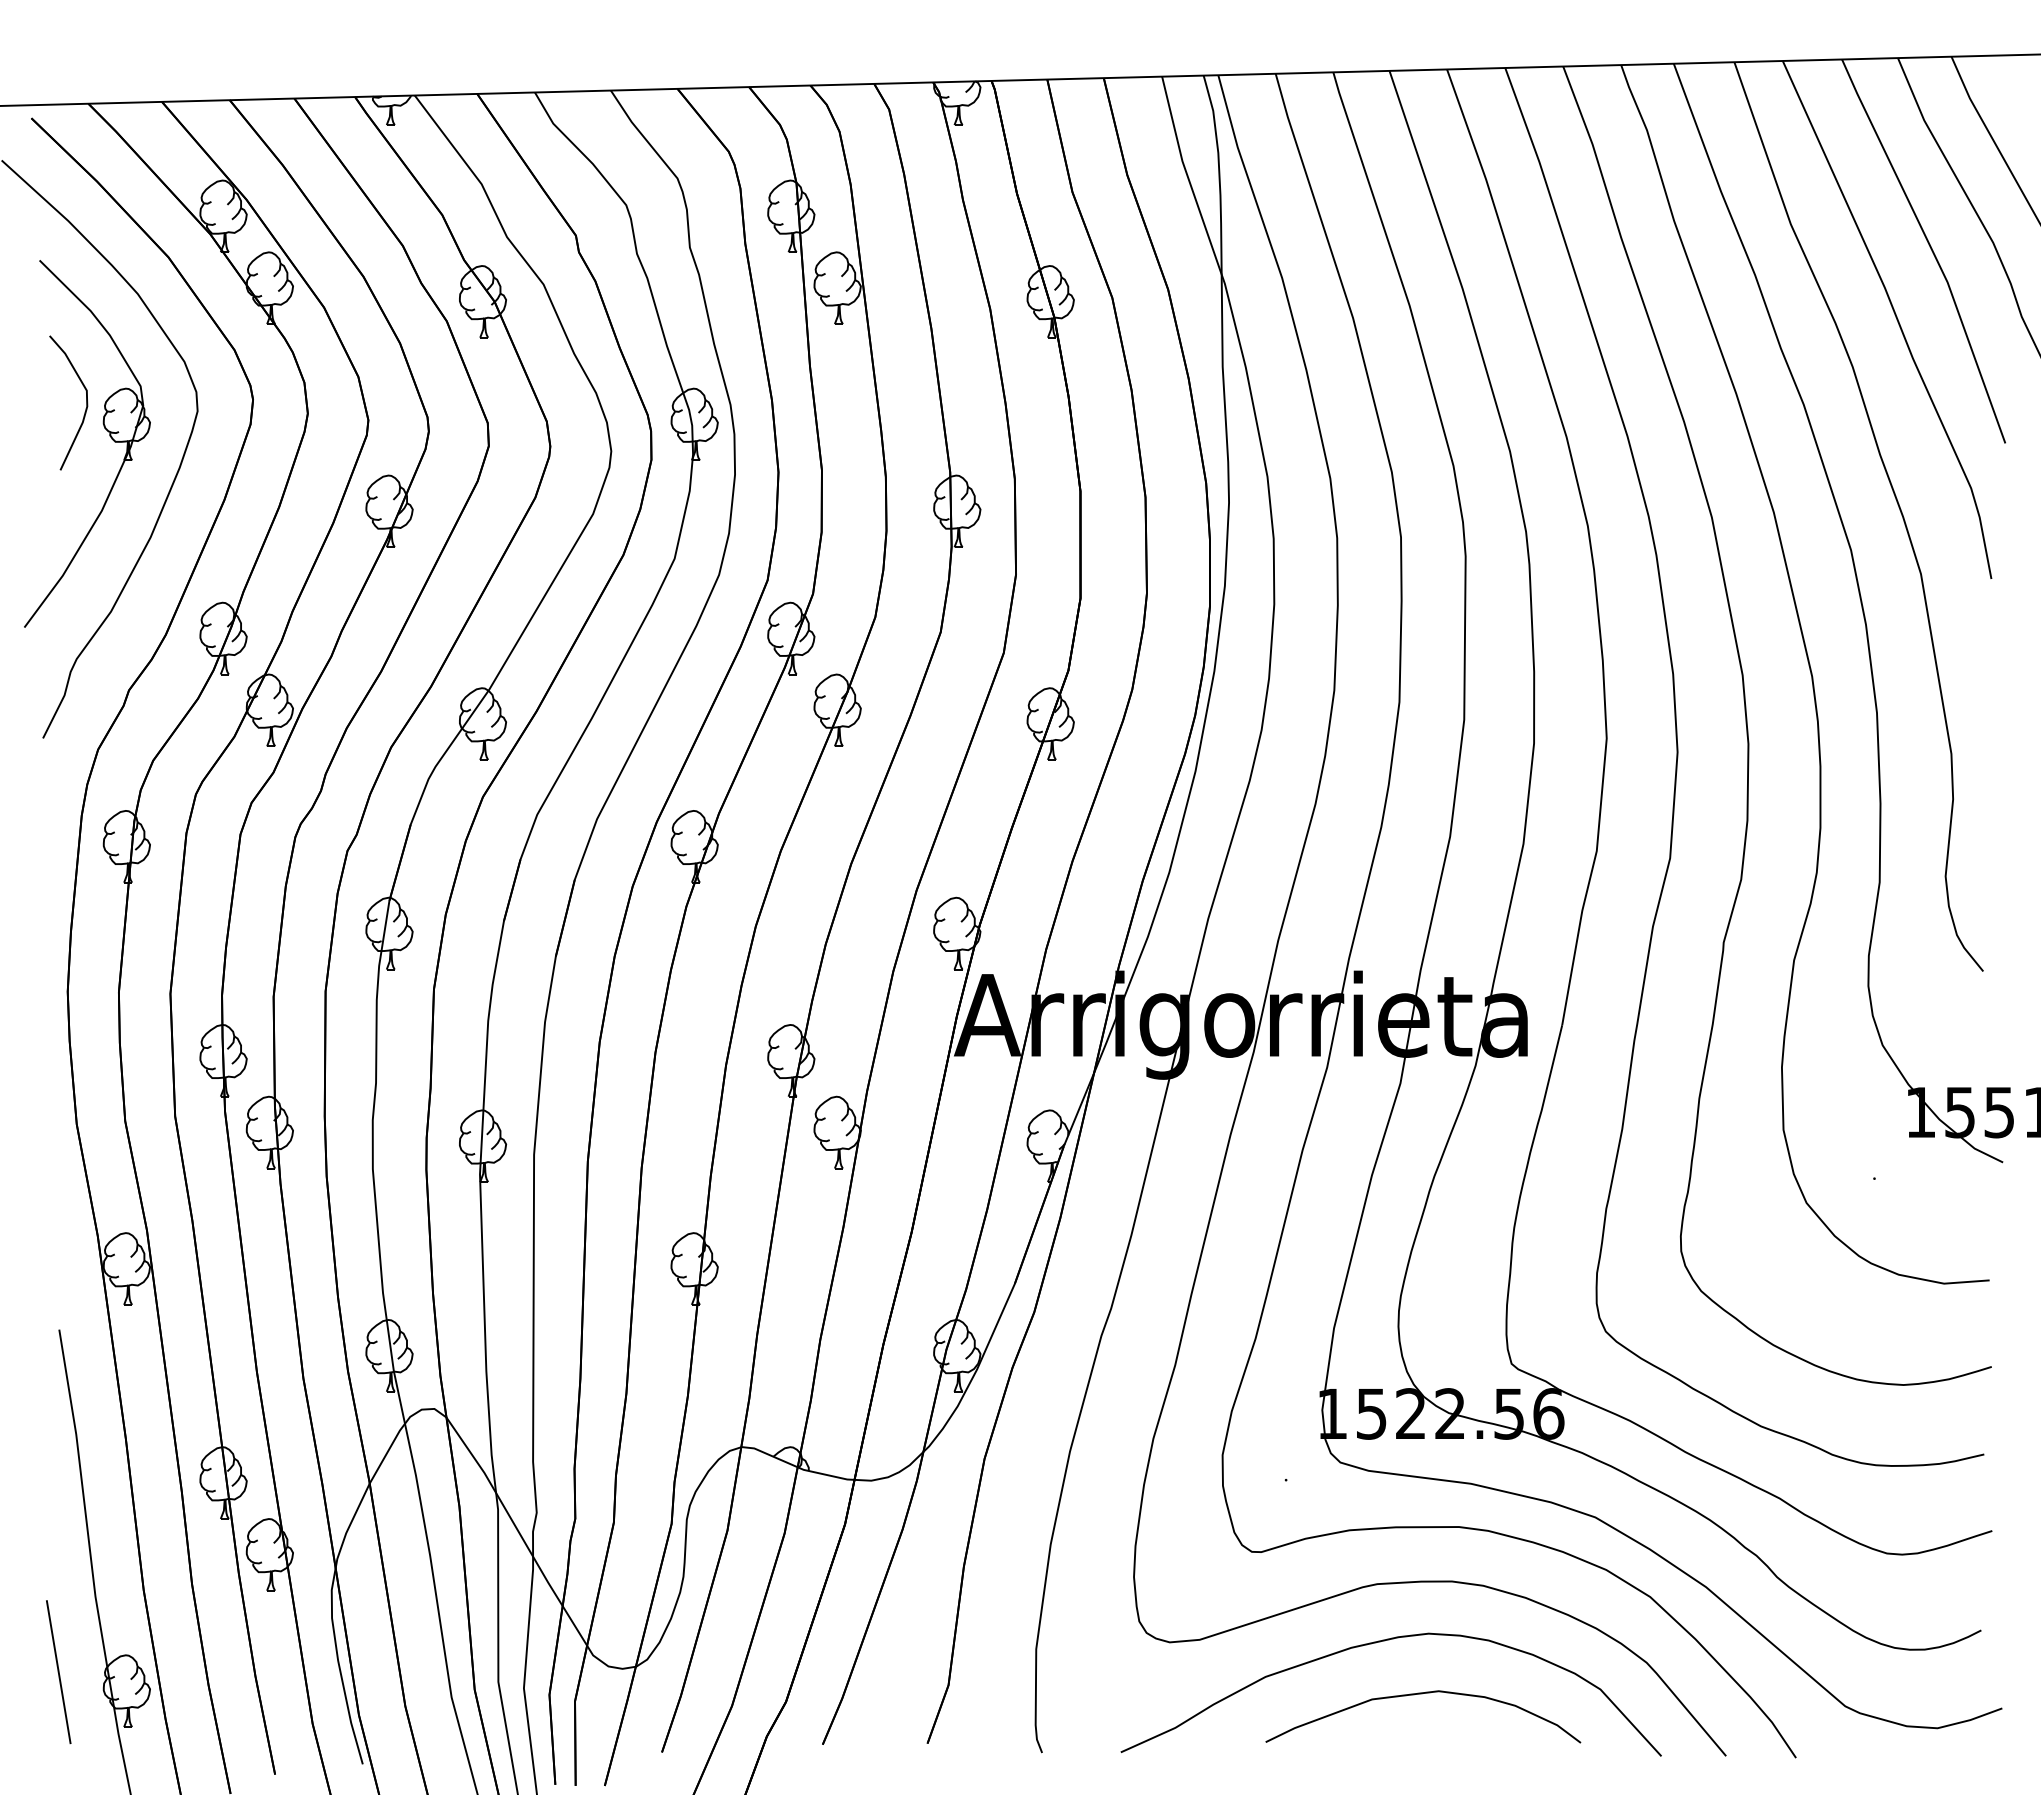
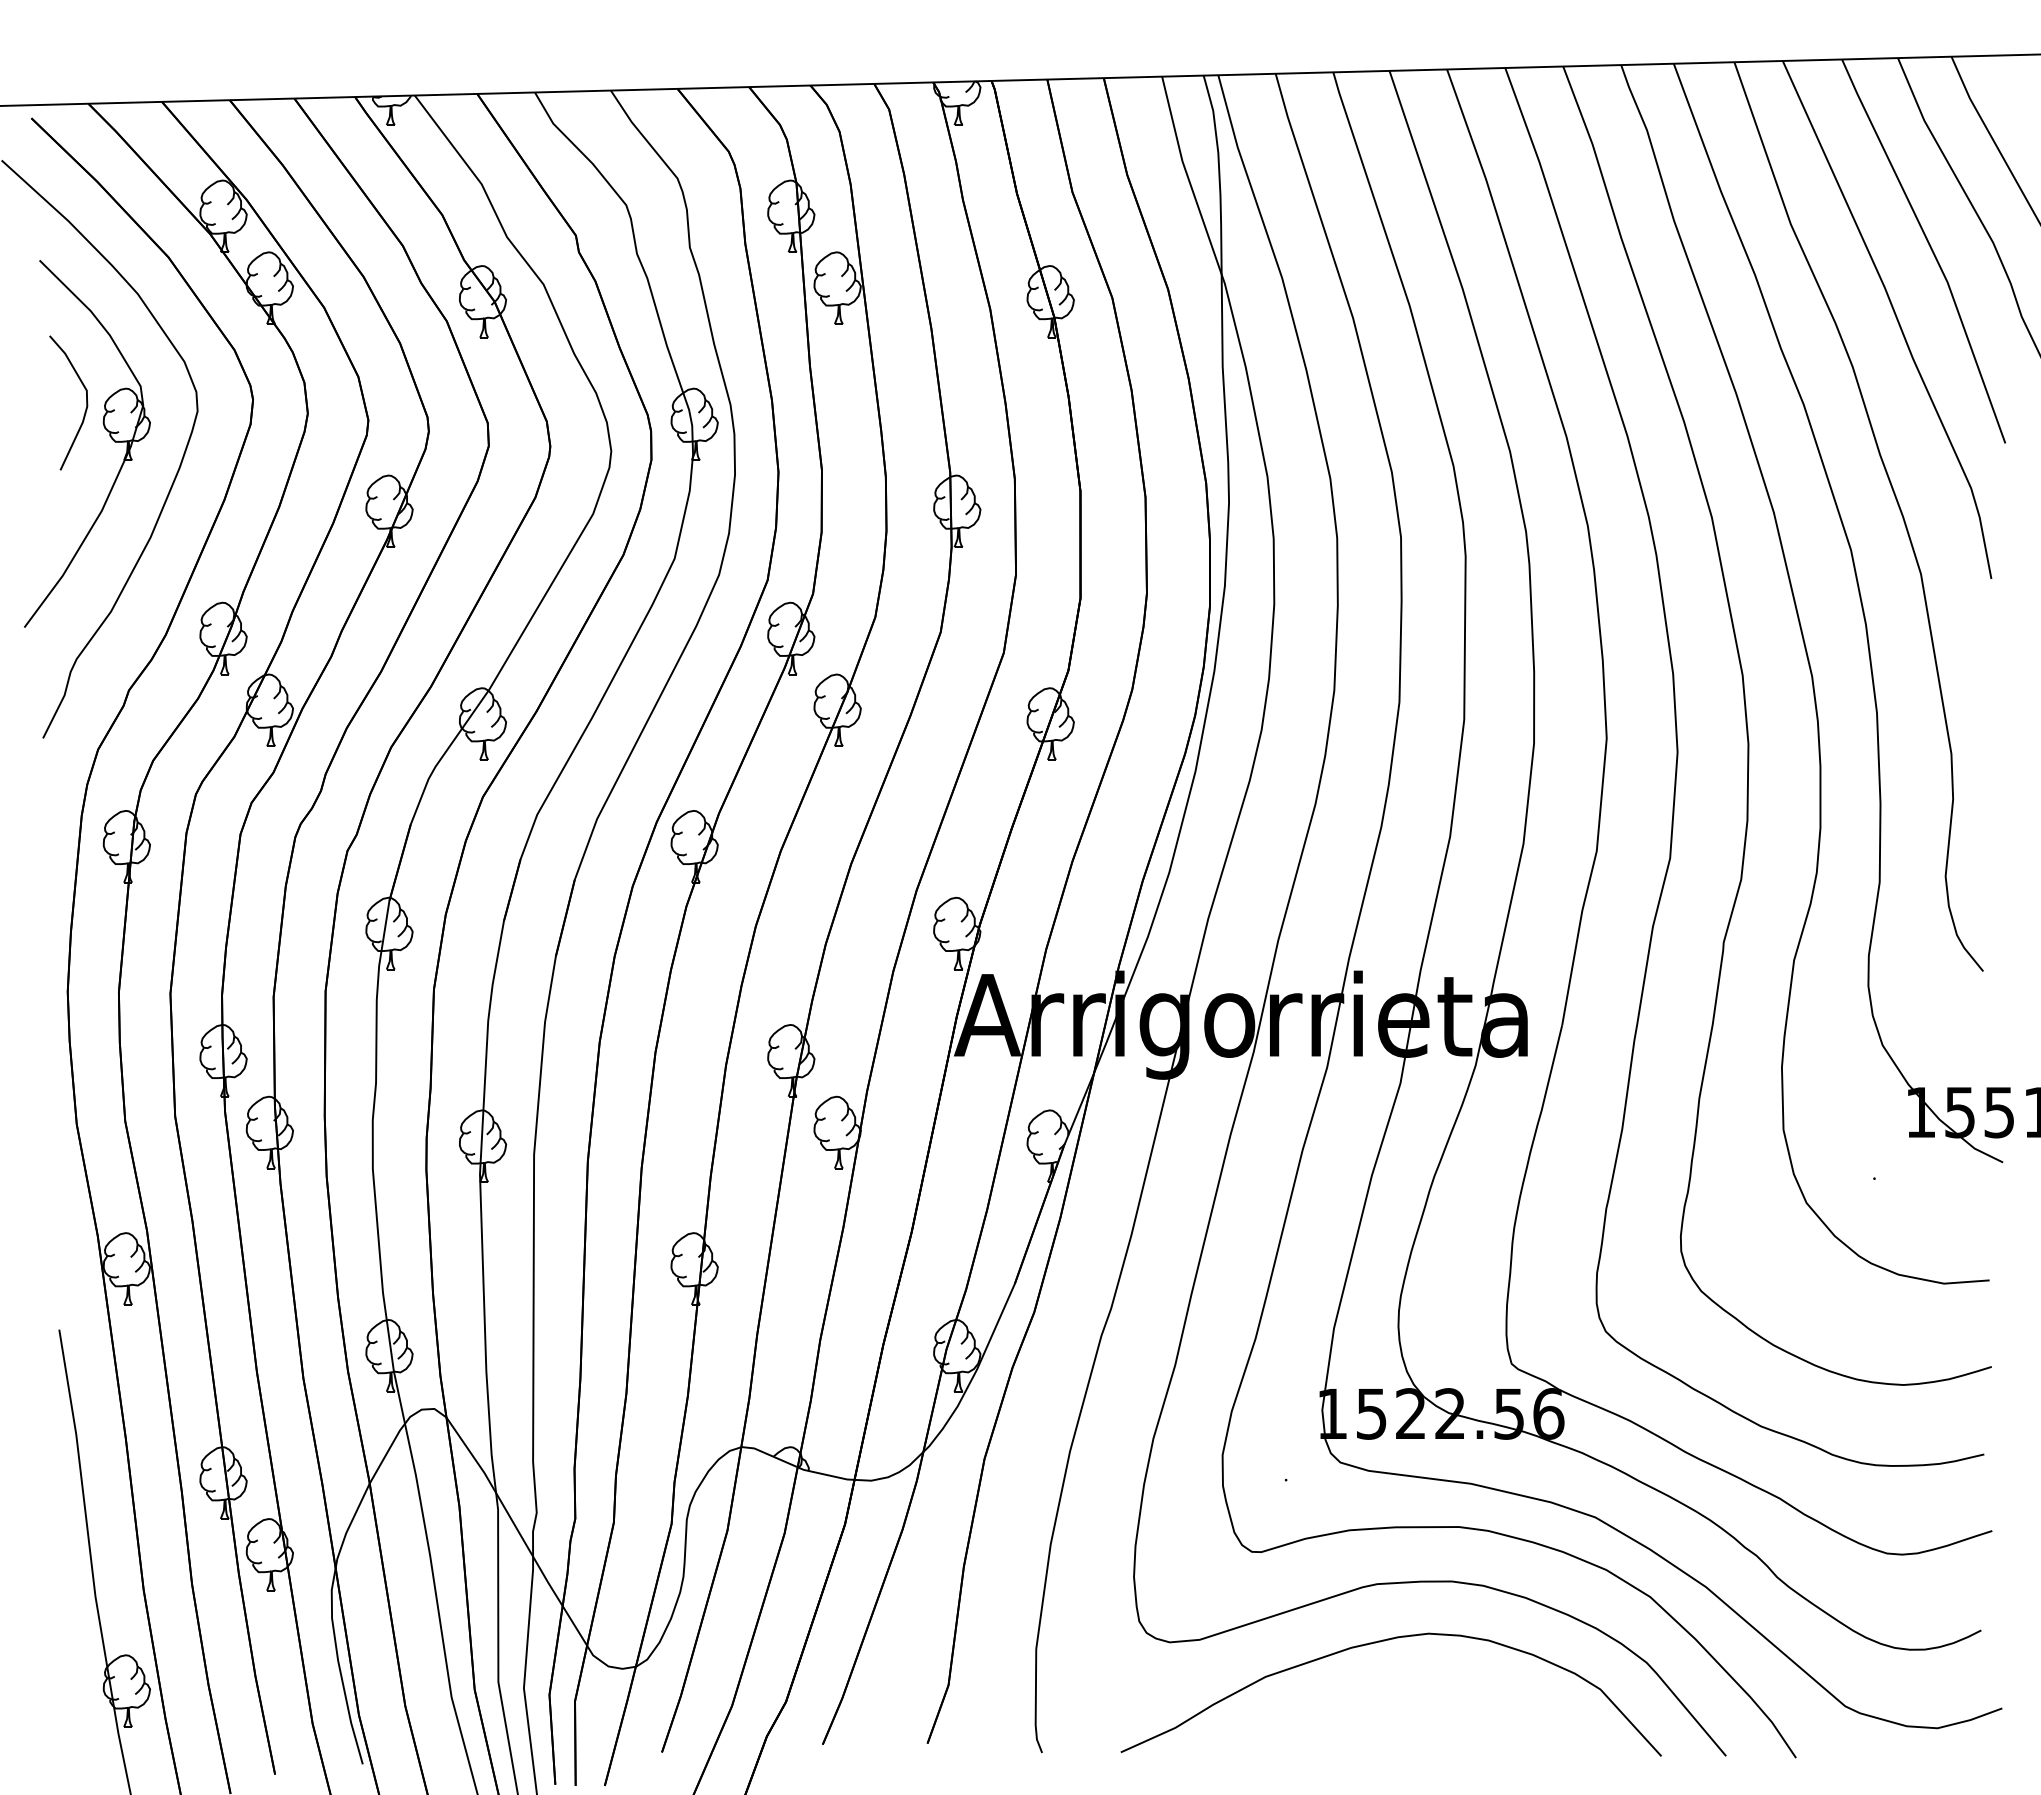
line: present -> none (58, 1672)
curve: present -> none (1422, 1694)
